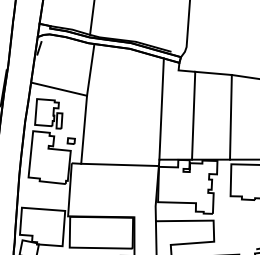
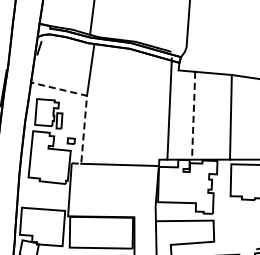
line: solid -> dashed (86, 105)
line position: (161, 108) -> (169, 108) (169, 108)
line: solid -> dashed (193, 115)
